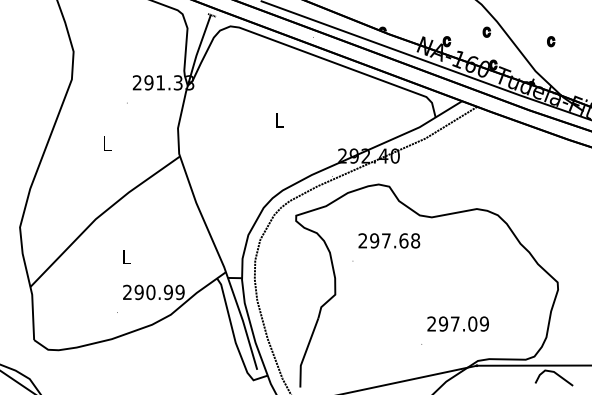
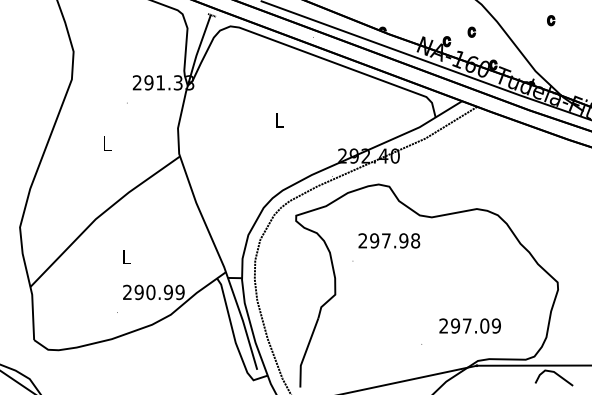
part position: (486, 31) -> (471, 31) (471, 31)
part position: (551, 41) -> (551, 20) (551, 20)
text: 297.68 -> 297.98 (403, 240)
text position: (457, 323) -> (469, 325) (469, 325)
